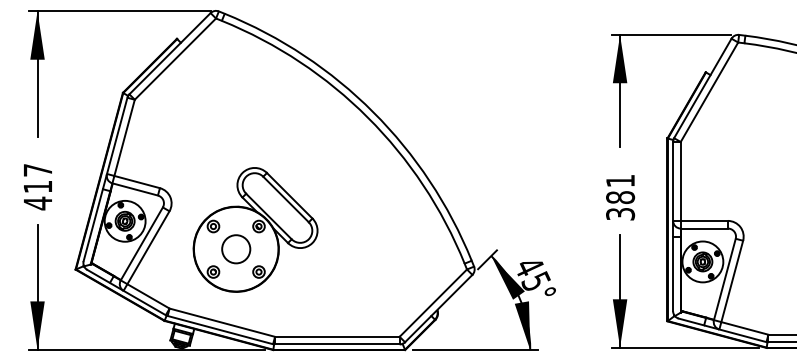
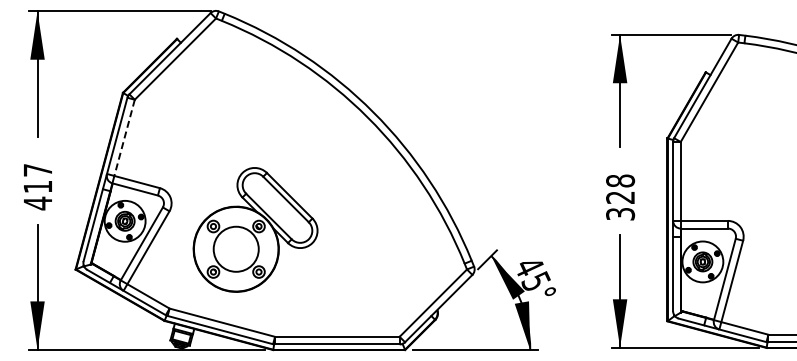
line: solid -> dashed (124, 138)
text: 381 -> 328 (620, 189)
circle diameter: 28 px -> 45 px (235, 248)
